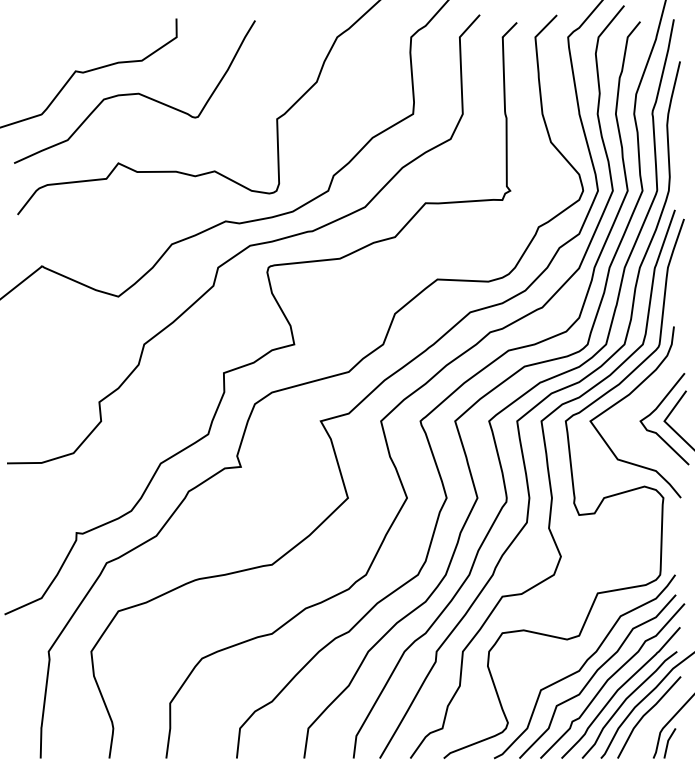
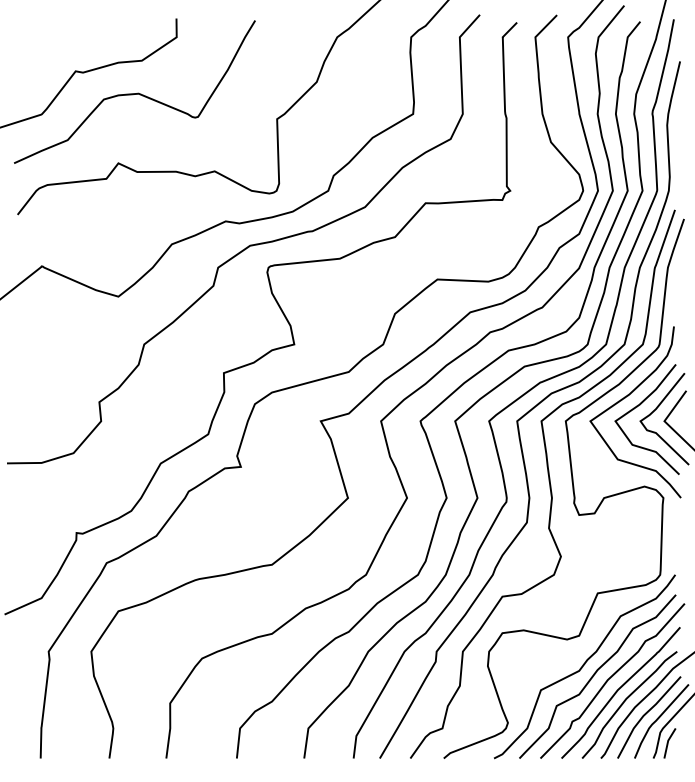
curve: none -> present (637, 407)
curve: none -> present (659, 718)
